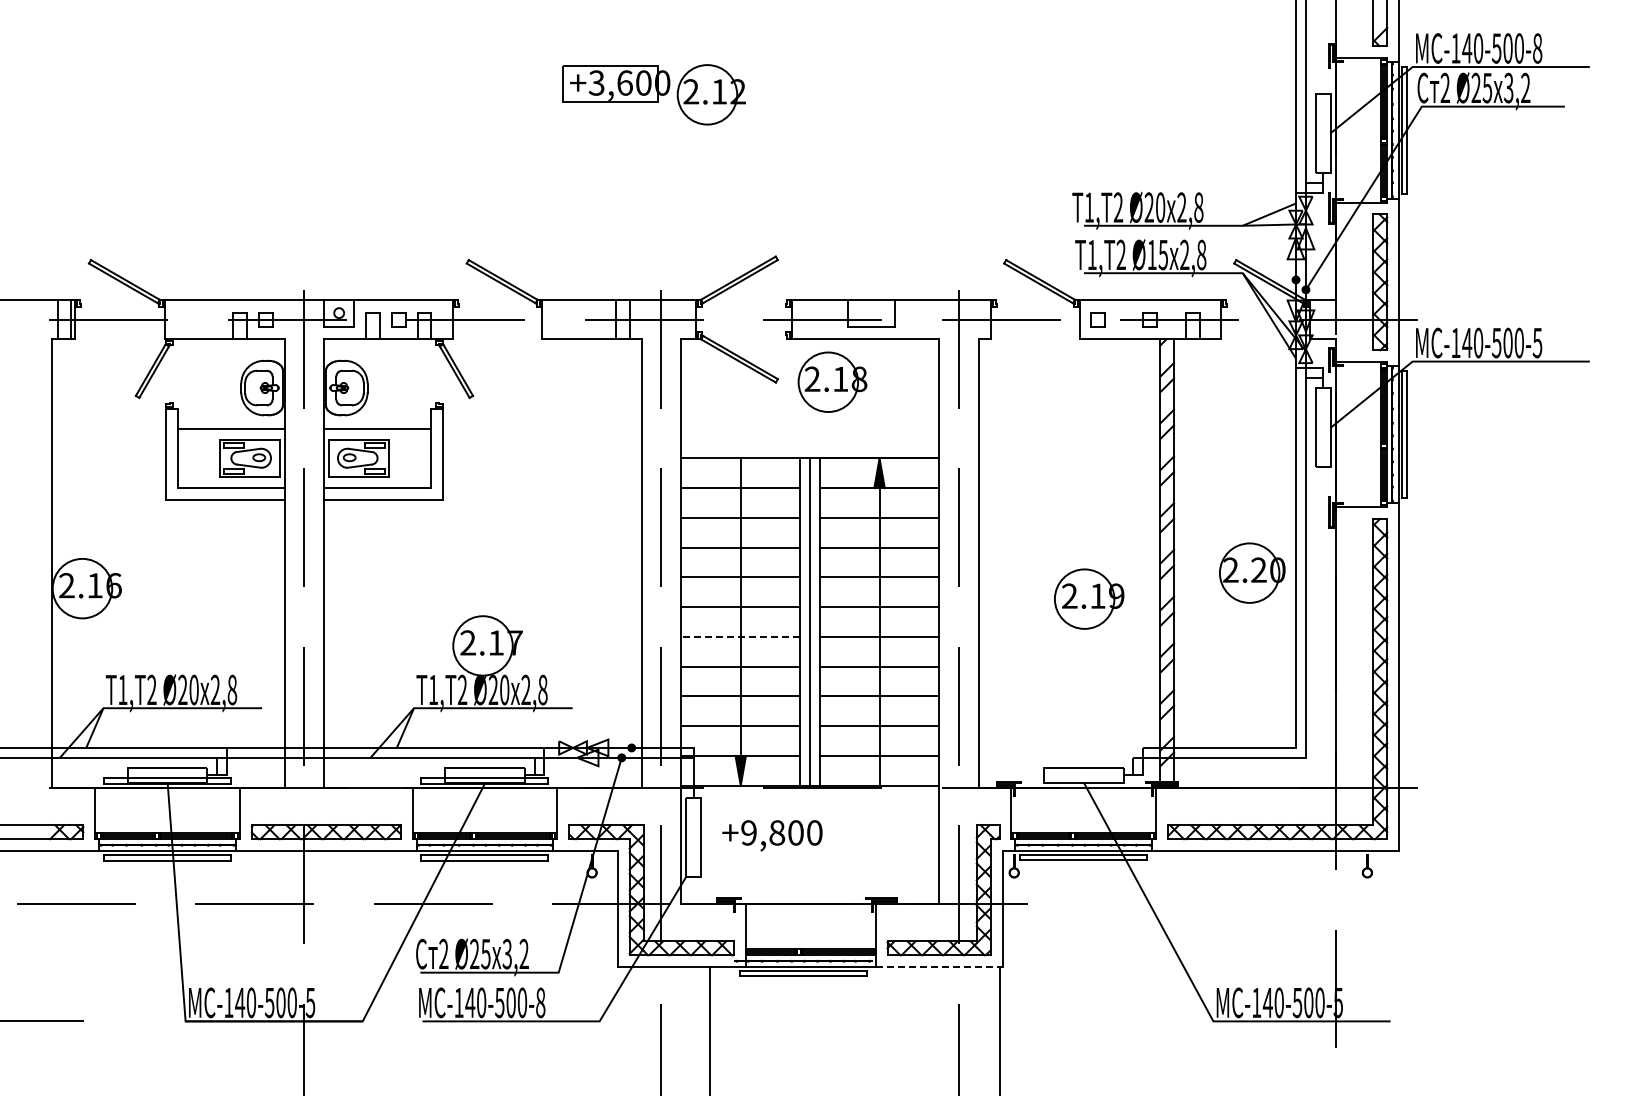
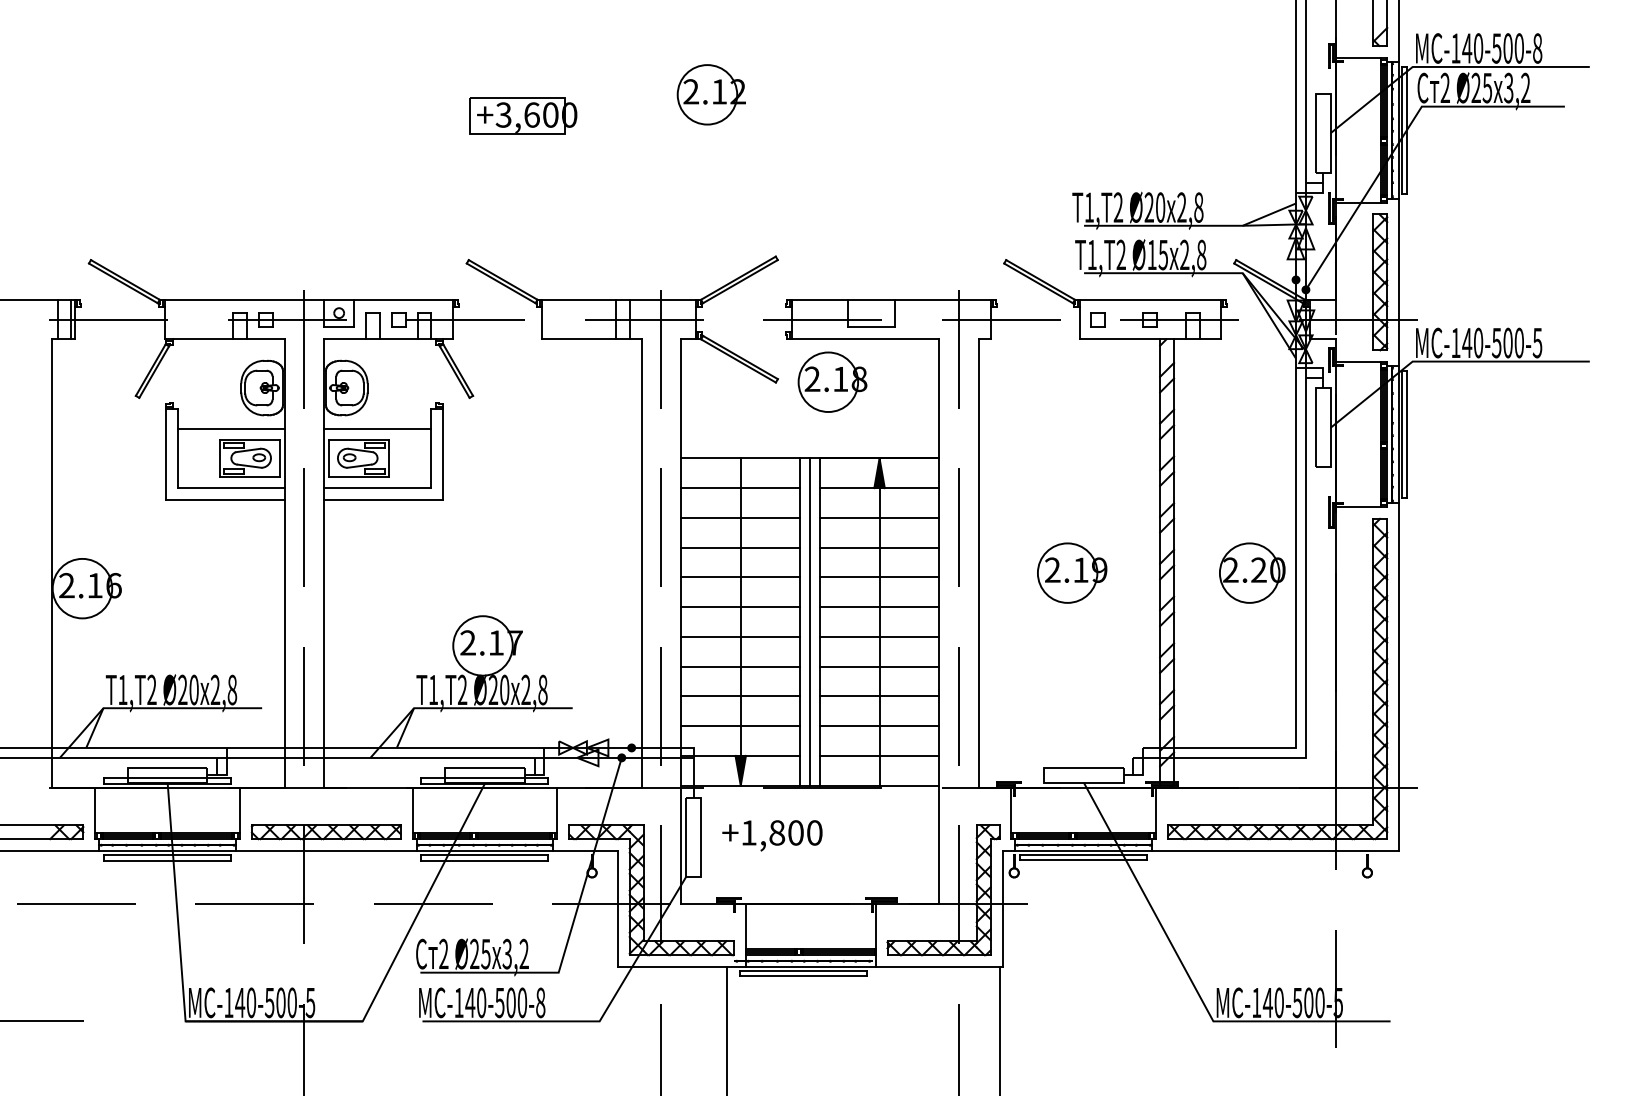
part position: (616, 83) -> (523, 115) (523, 115)
part position: (1089, 598) -> (1072, 572) (1072, 572)
line: dashed -> solid (740, 636)
text: +9,800 -> +1,800 (748, 832)
line: dashed -> solid (939, 967)
line position: (710, 1029) -> (727, 1029) (727, 1029)
